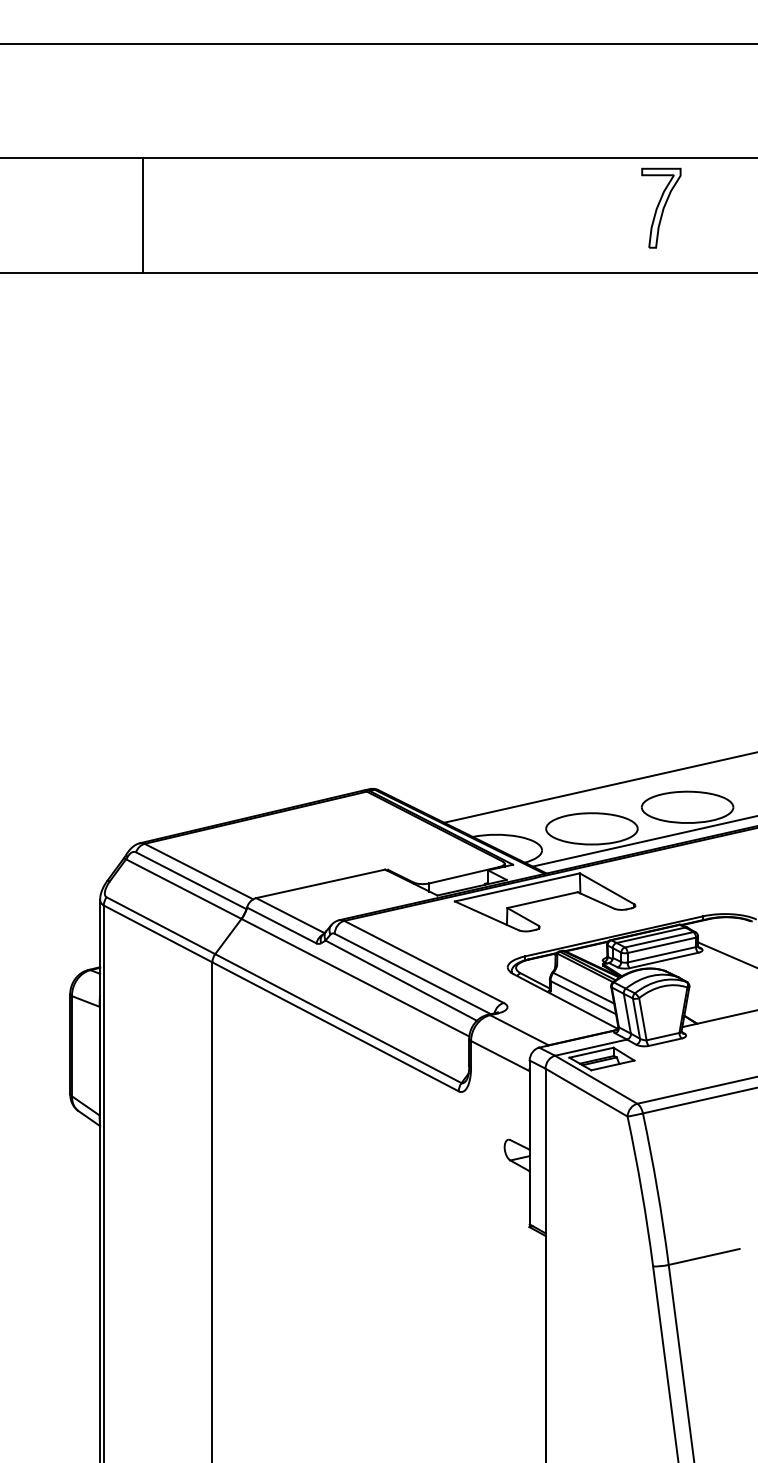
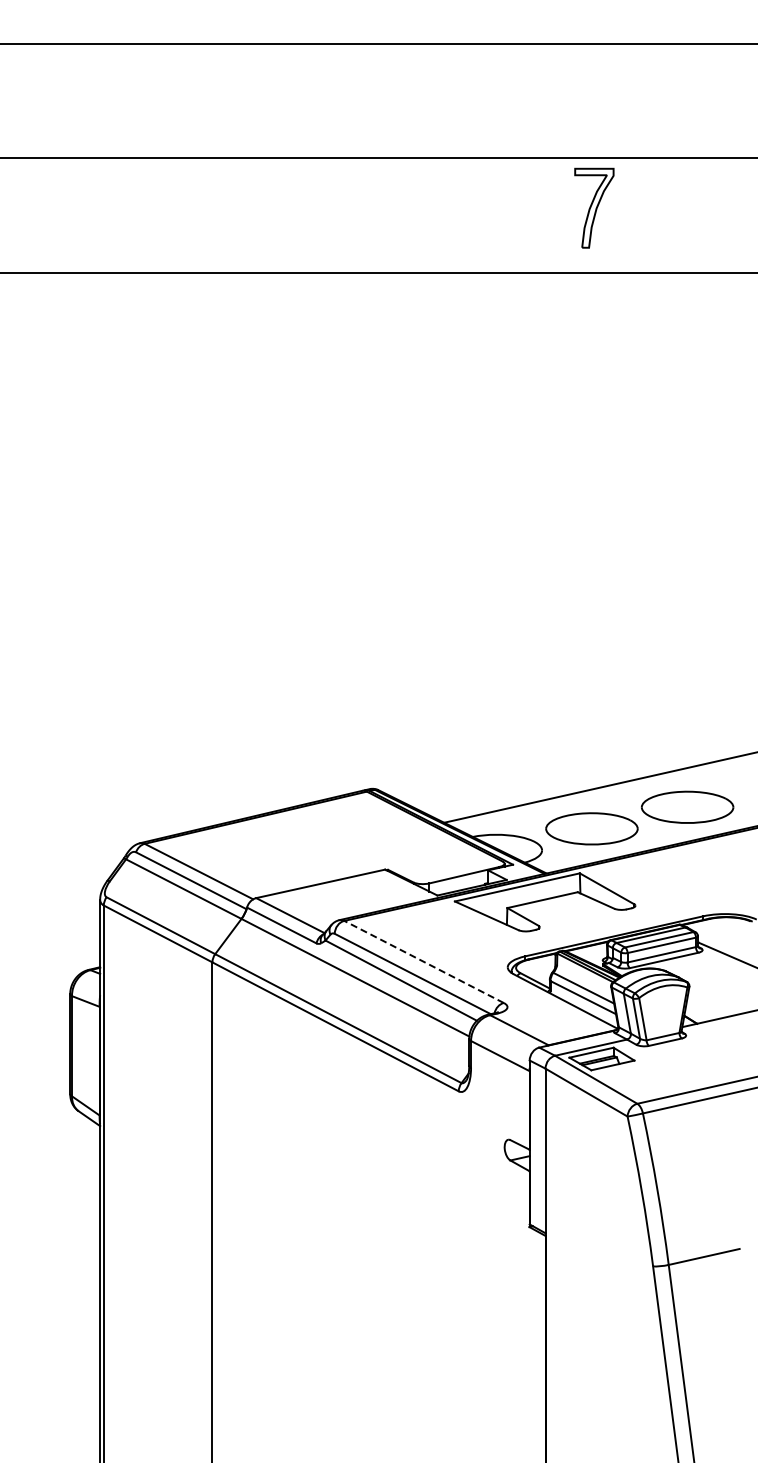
part position: (661, 207) -> (594, 207) (594, 207)
line: present -> none (142, 215)
line: present -> none (643, 841)
line: solid -> dashed (424, 961)
